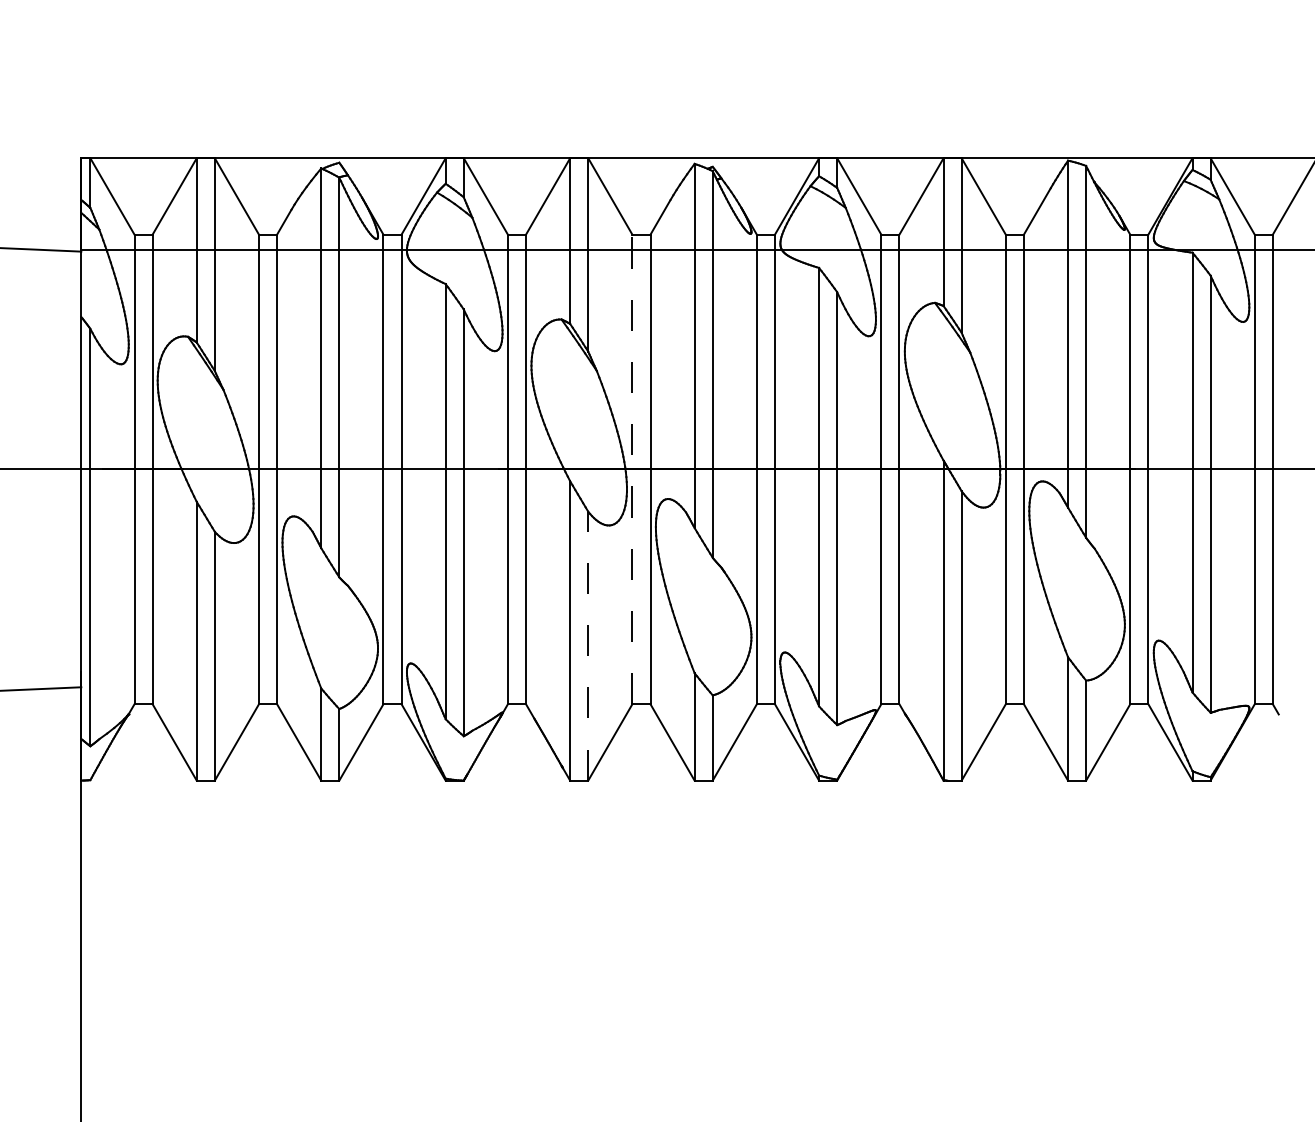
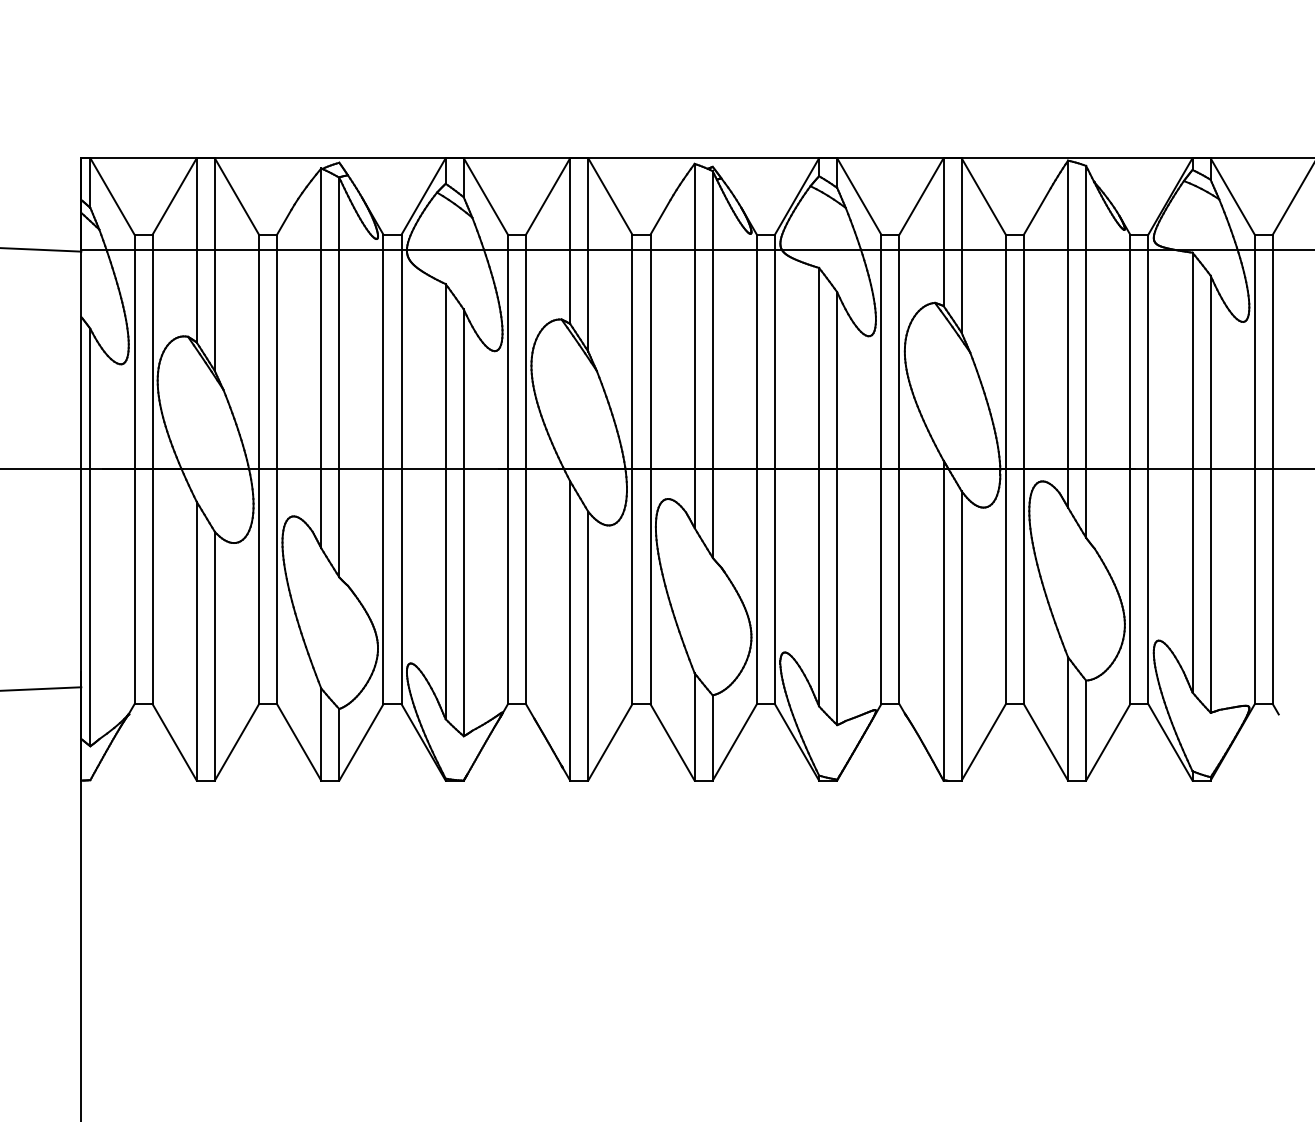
line: dashed -> solid (632, 469)
line: dashed -> solid (588, 645)
